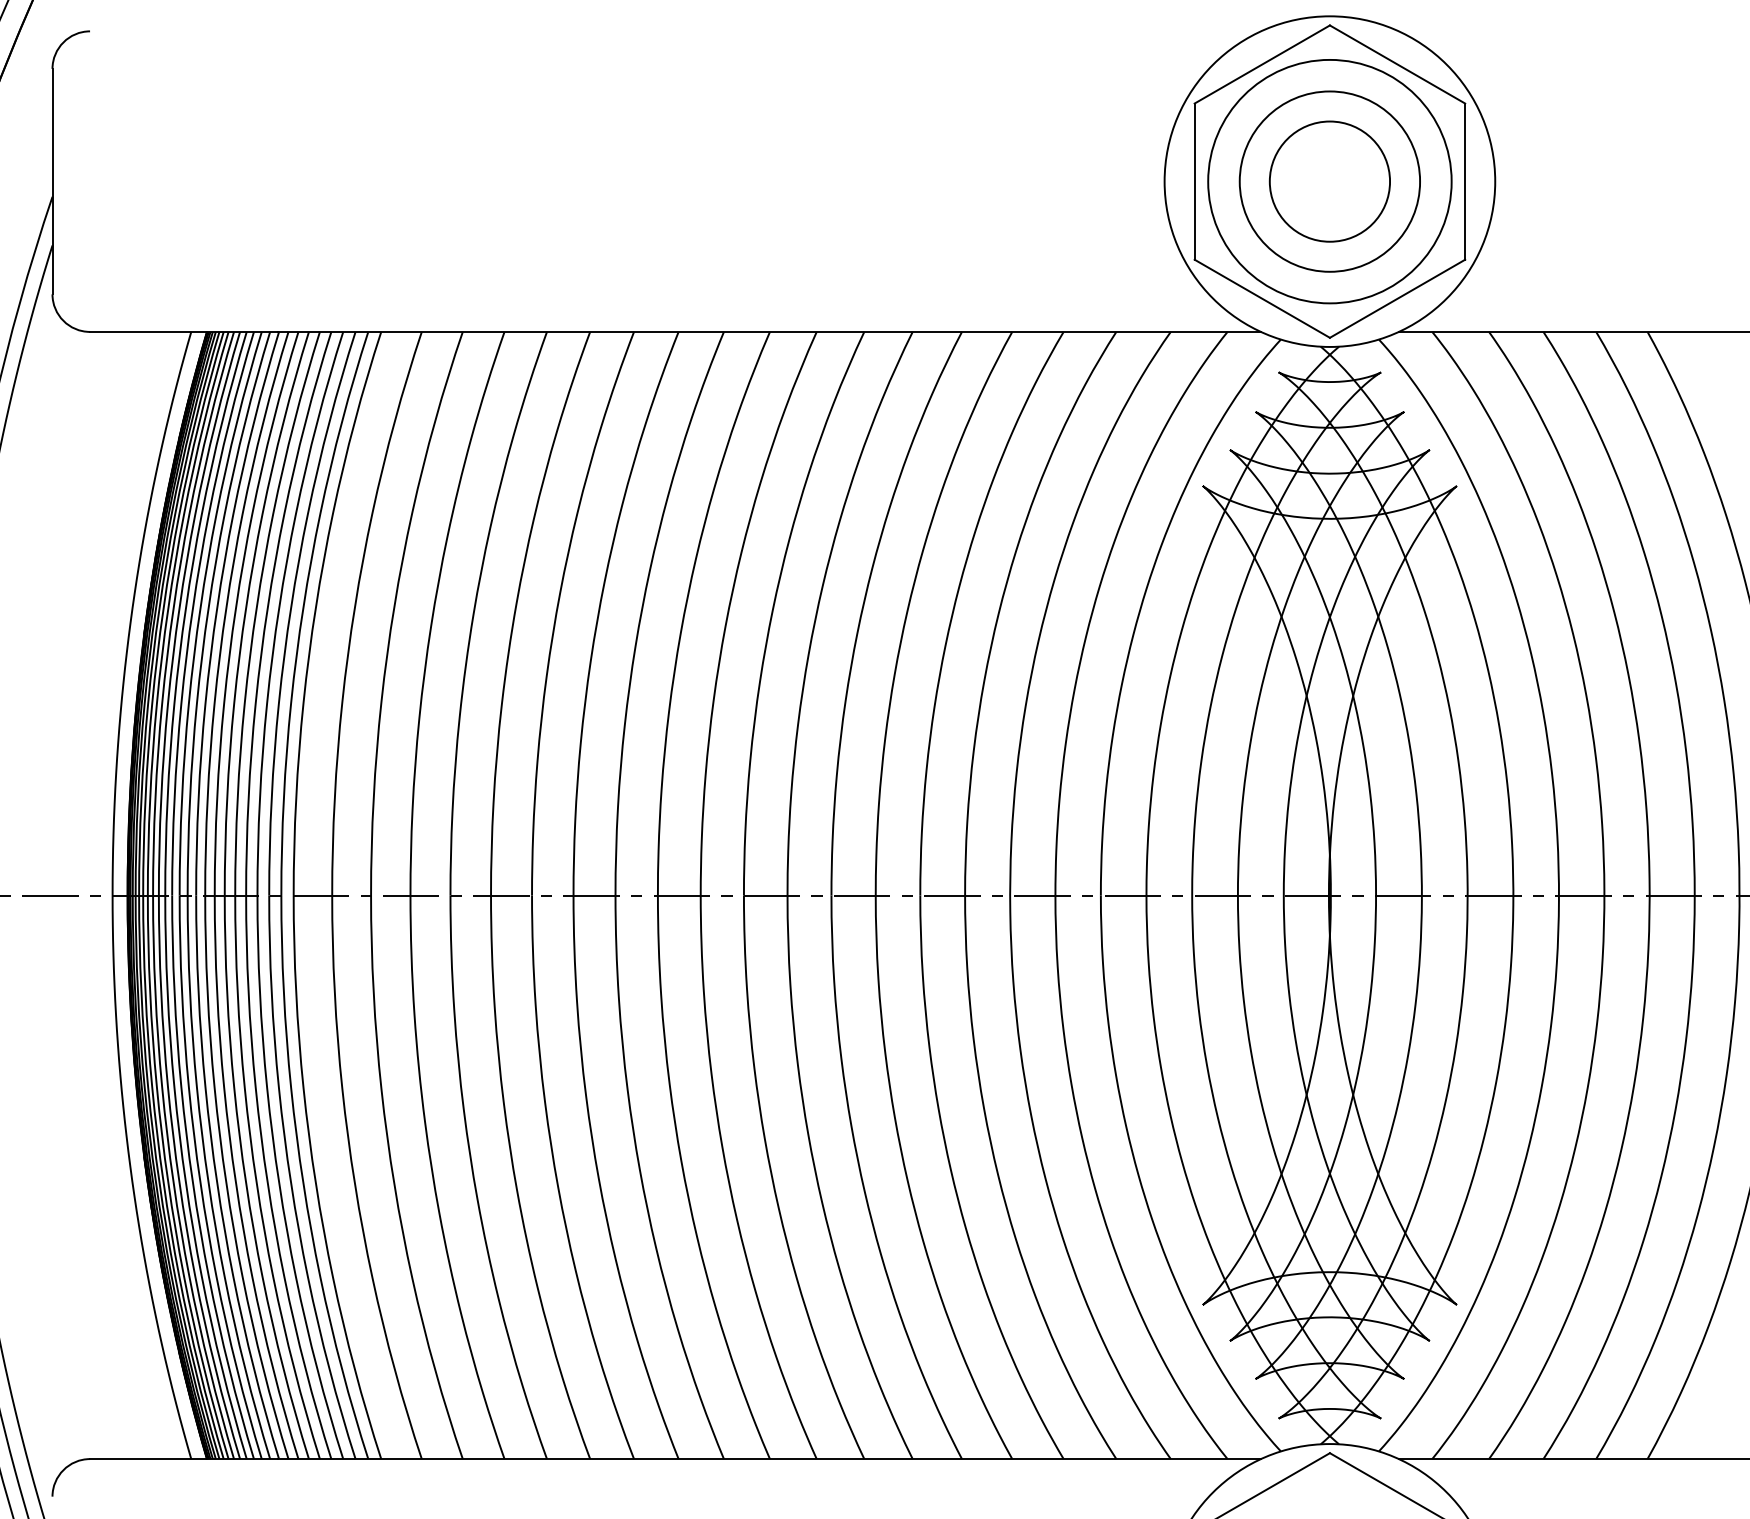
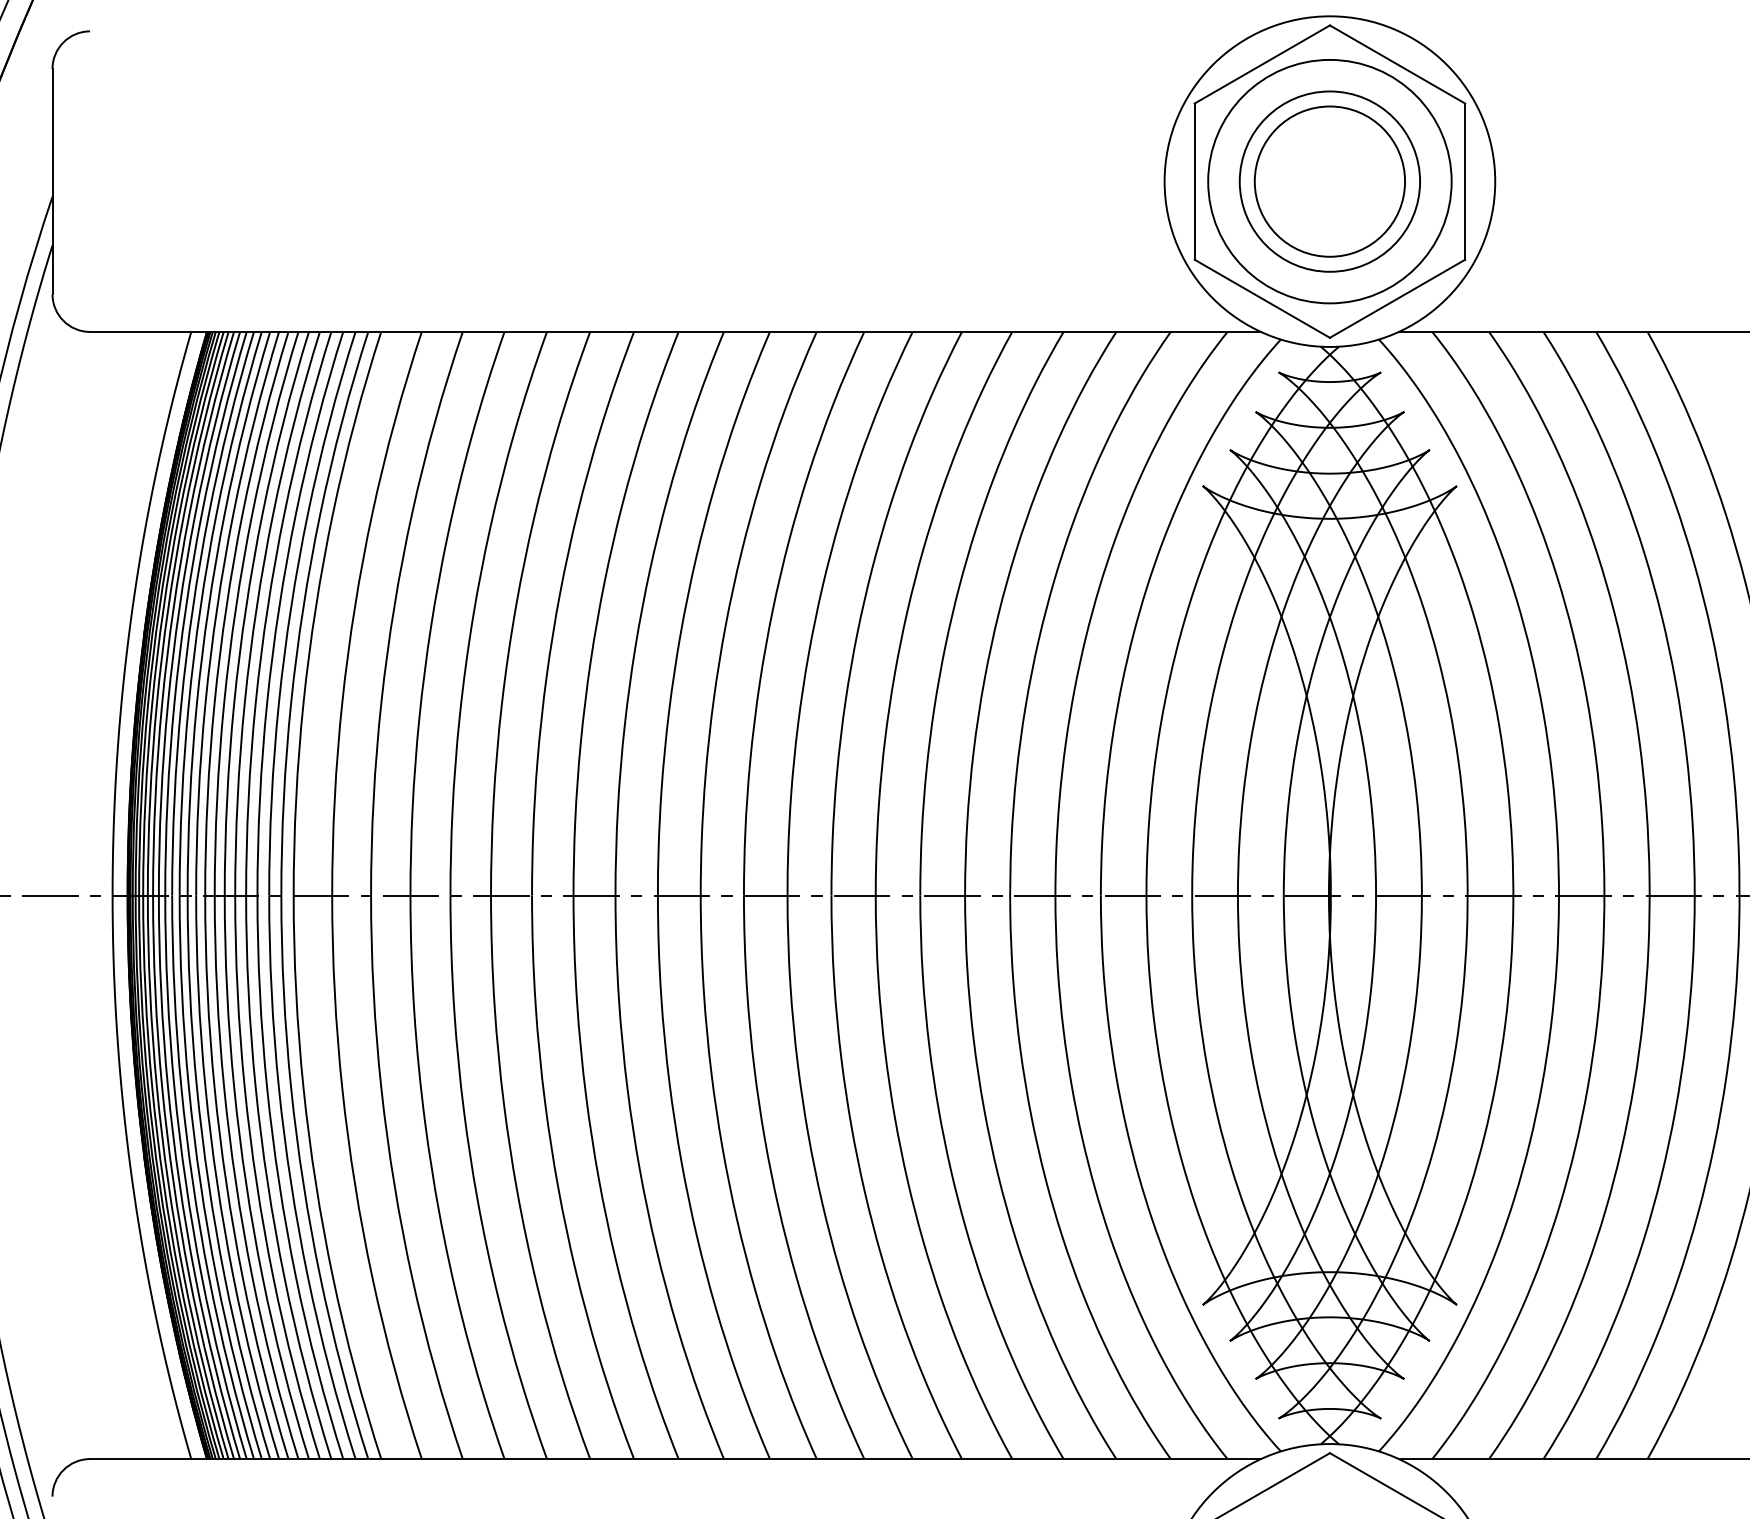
circle diameter: 120 px -> 150 px (1329, 181)
